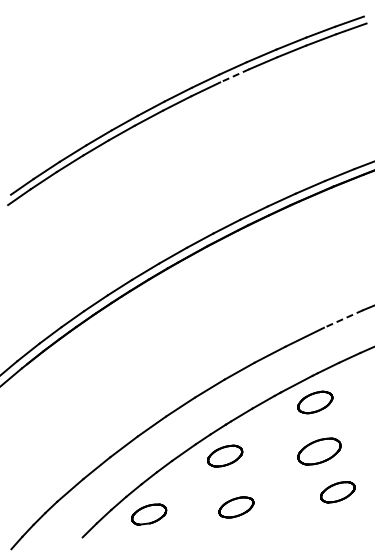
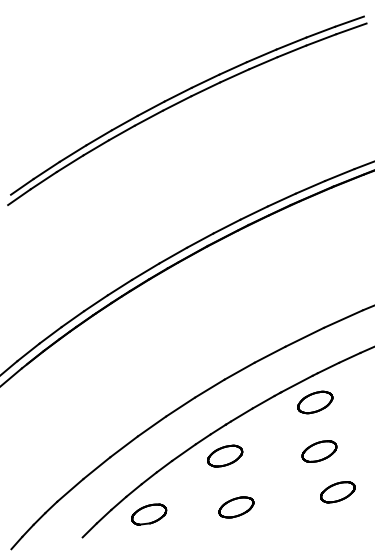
line: dashed -> solid (234, 75)
line: dashed -> solid (343, 319)
part size: 45x29 px -> 37x23 px (319, 451)
